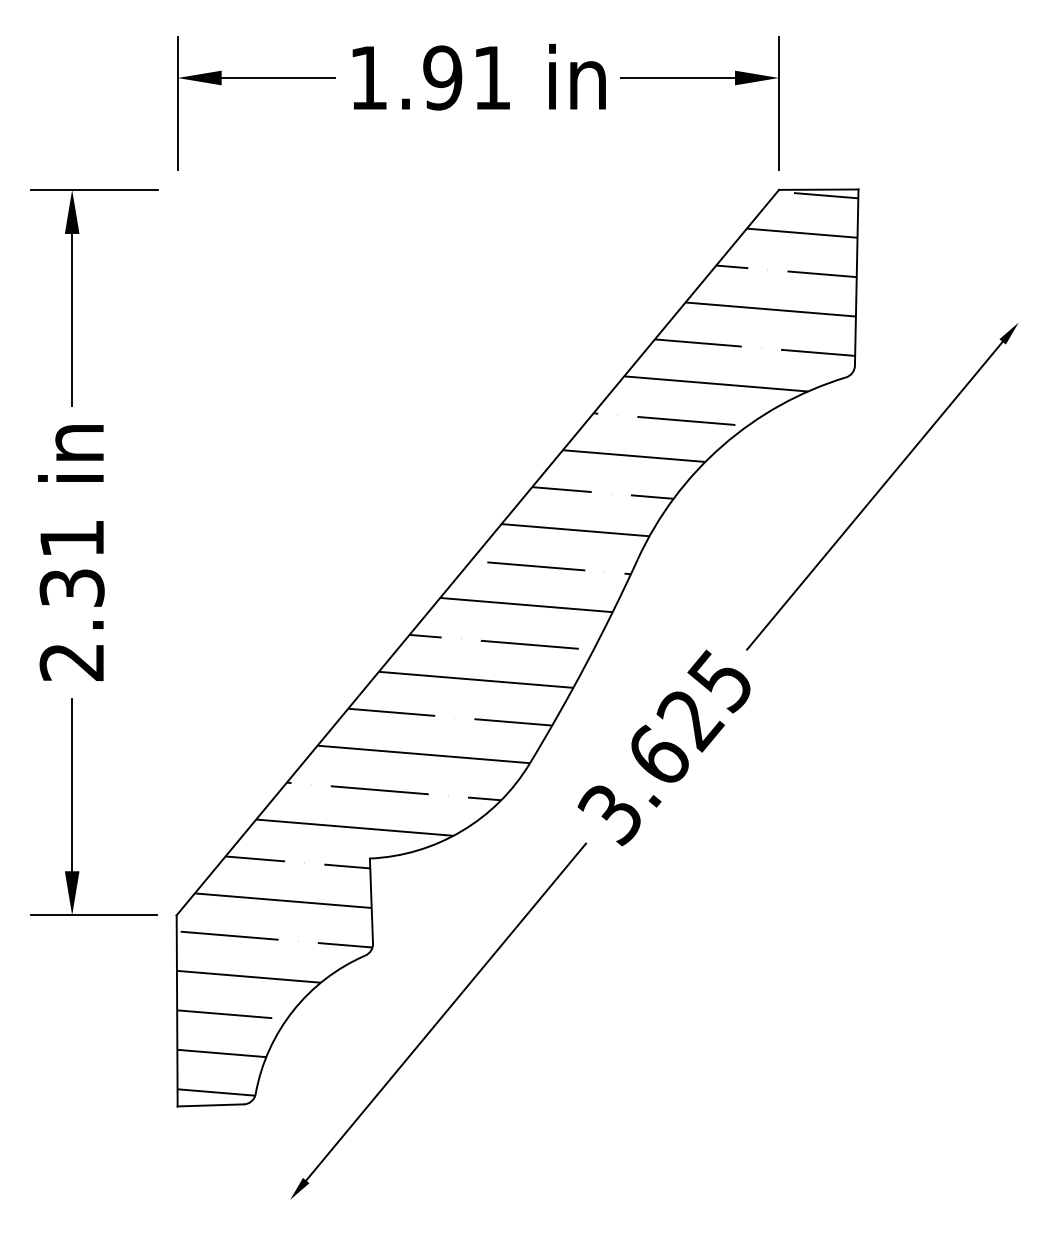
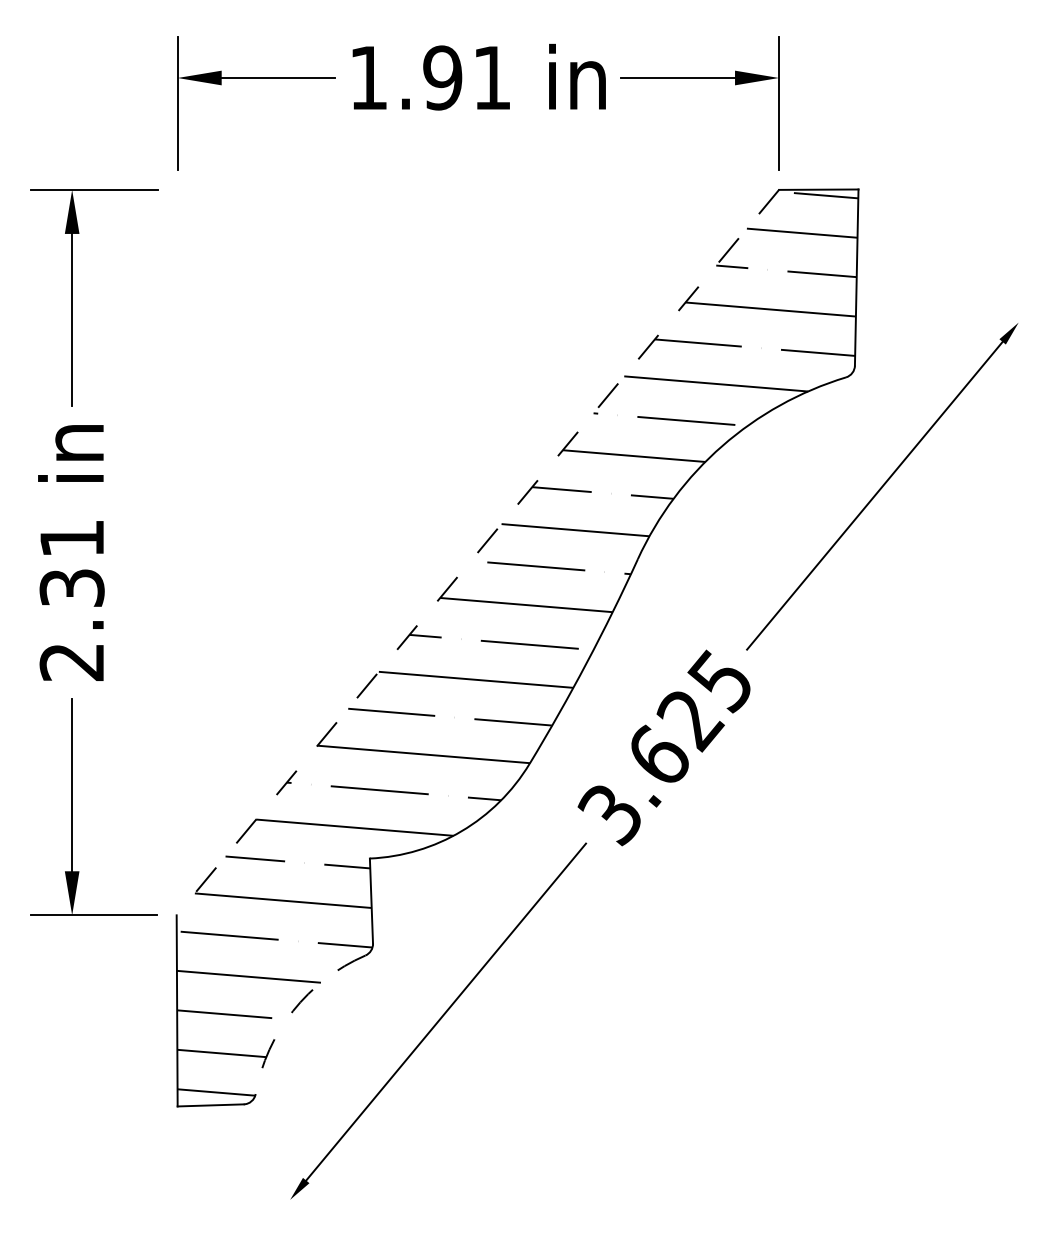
line: solid -> dashed (477, 553)
arc: solid -> dashed (293, 1010)
